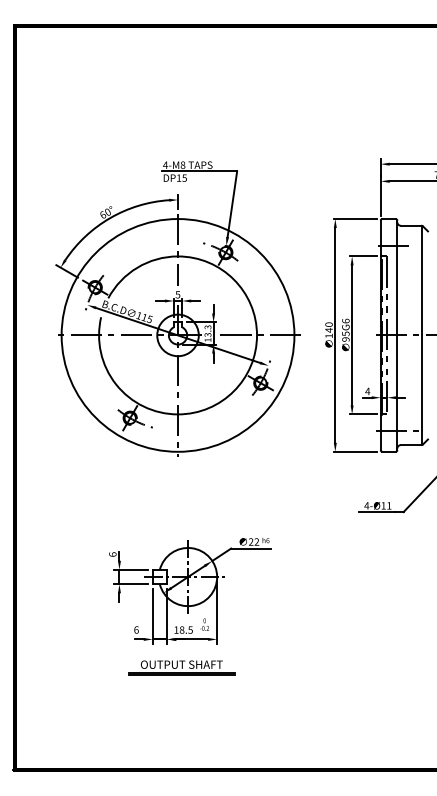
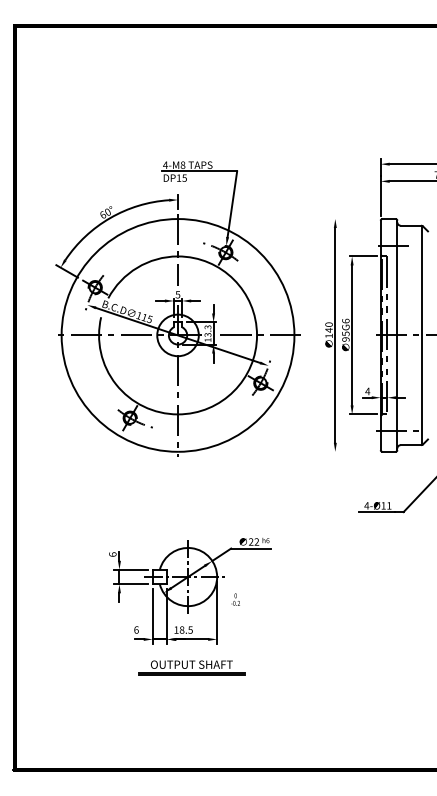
line: present -> none (355, 219)
line: present -> none (355, 451)
text position: (204, 624) -> (235, 599) (235, 599)
part position: (181, 667) -> (191, 667) (191, 667)
